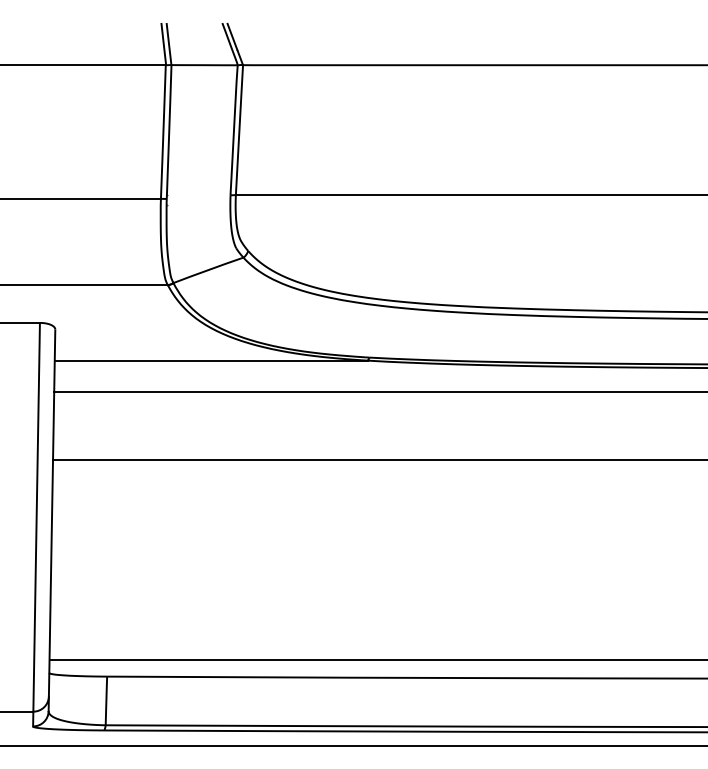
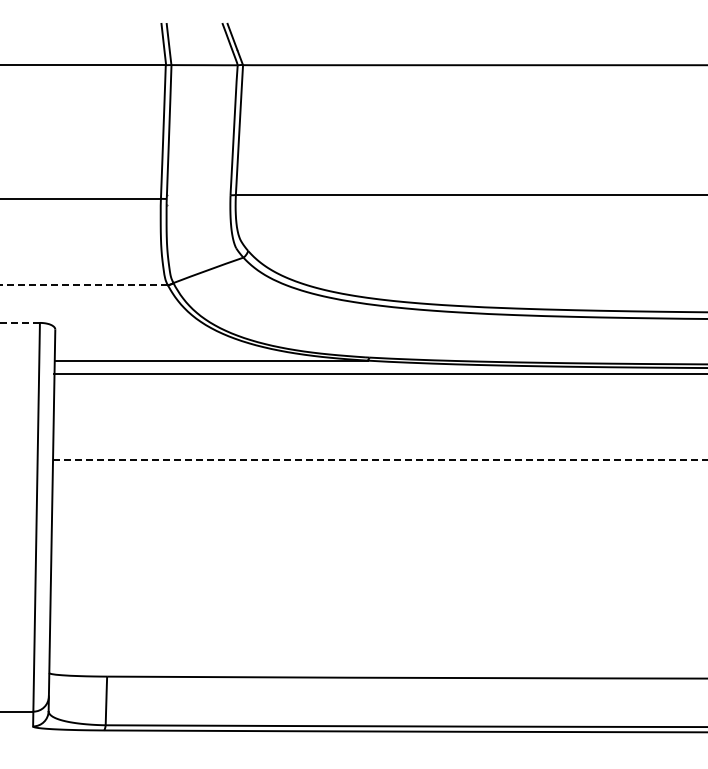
line: solid -> dashed (83, 285)
line: solid -> dashed (20, 322)
line position: (379, 391) -> (379, 373) (379, 373)
line: solid -> dashed (380, 460)
line: present -> none (376, 659)
line: present -> none (353, 745)
